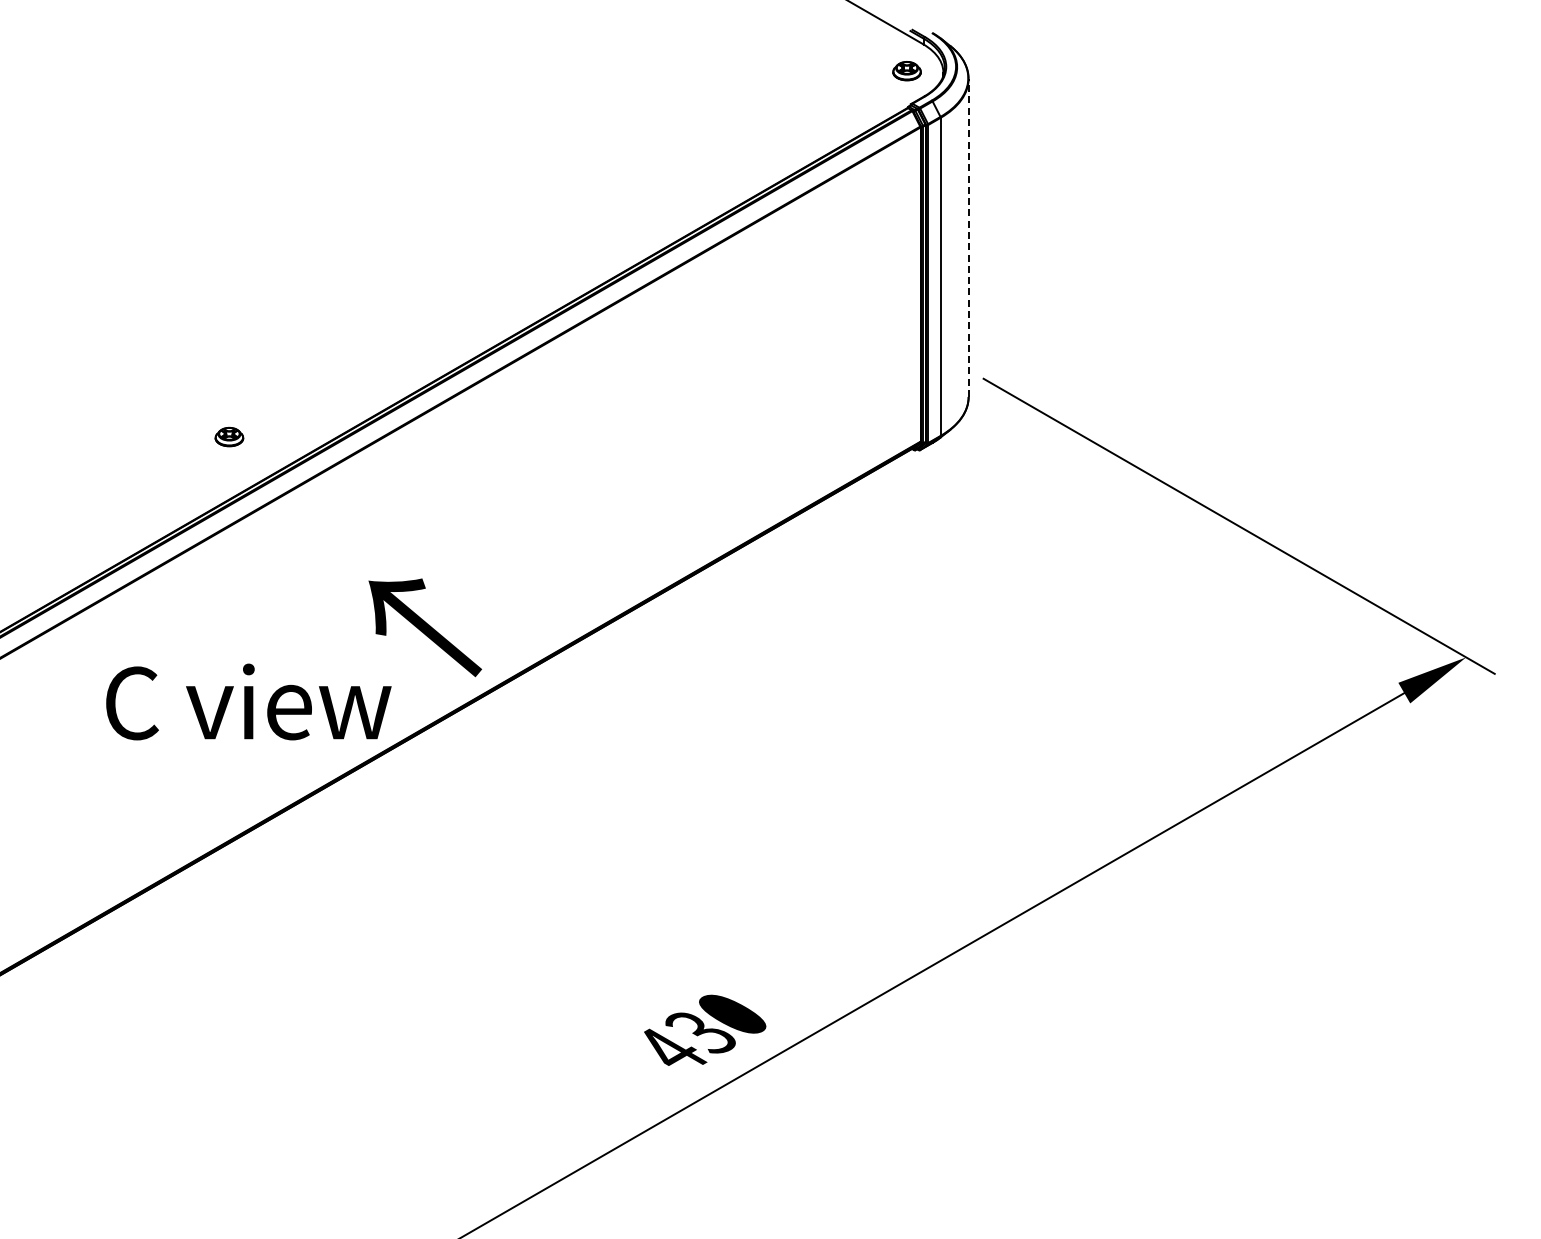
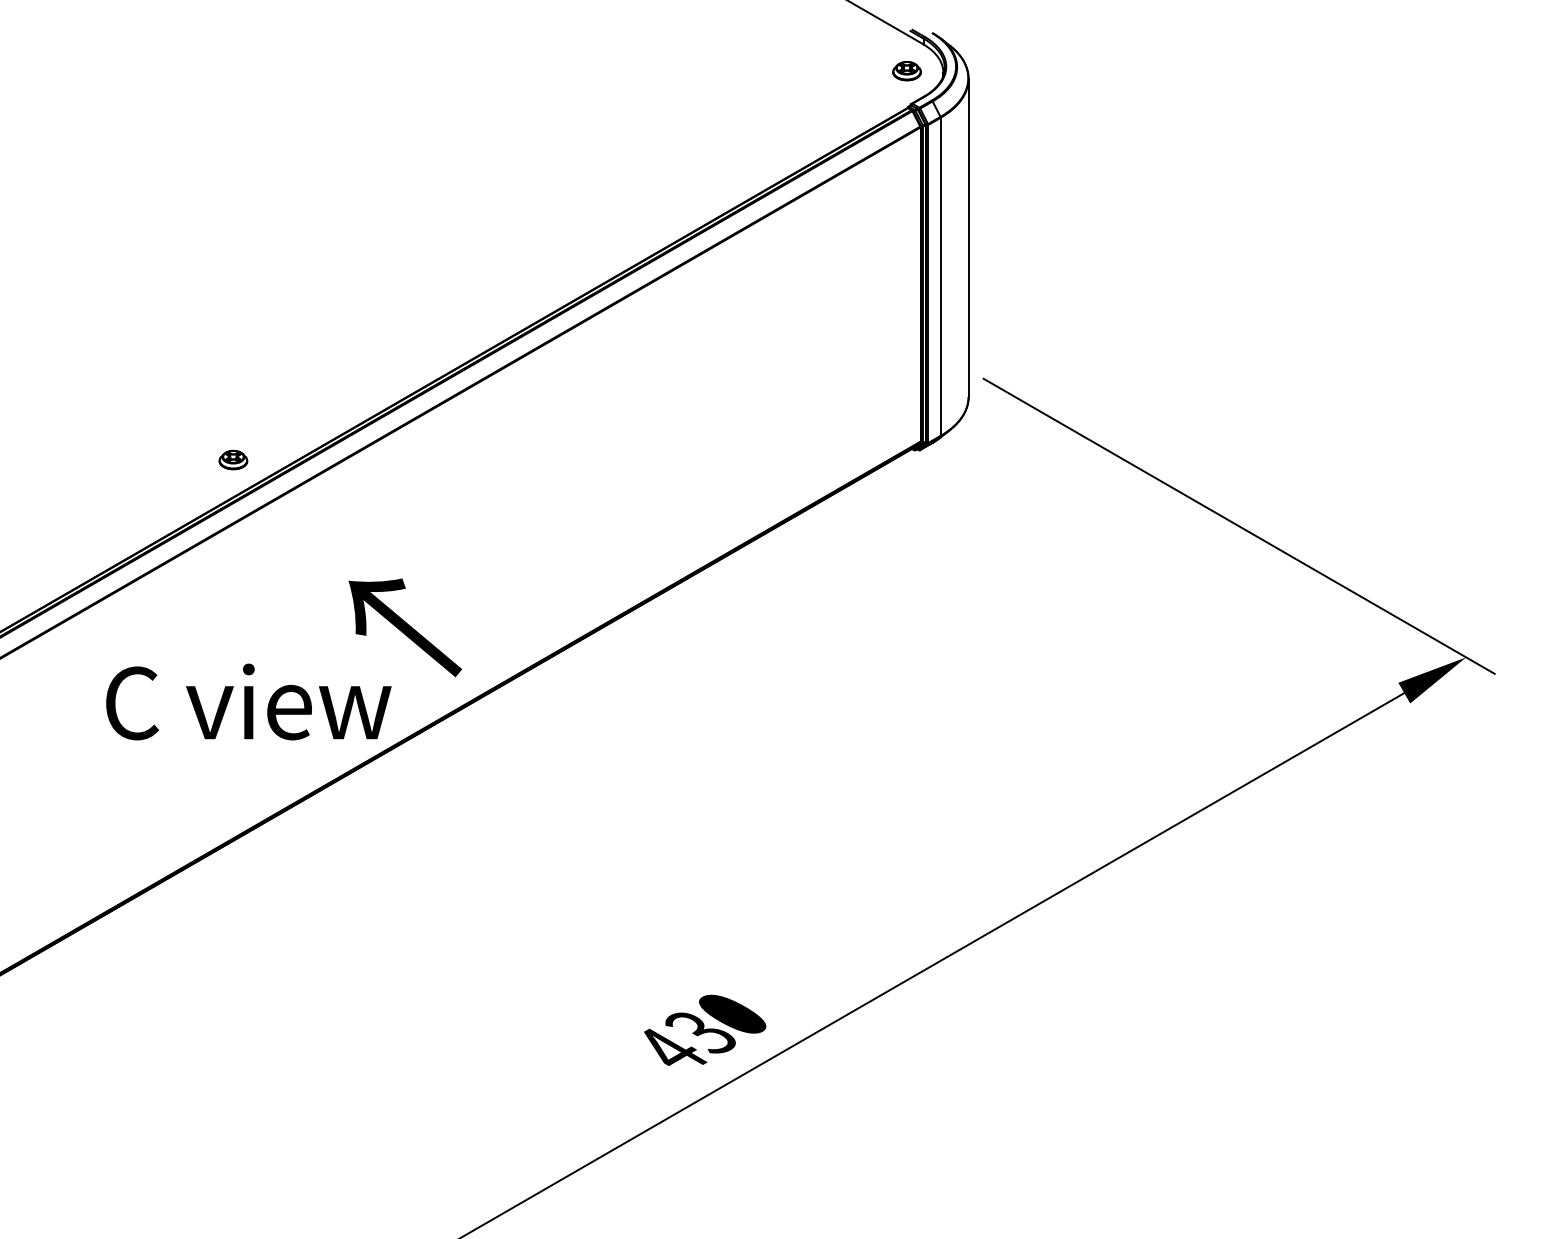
line: dashed -> solid (968, 237)
part position: (229, 436) -> (233, 459) (233, 459)
text position: (424, 627) -> (404, 627) (404, 627)
